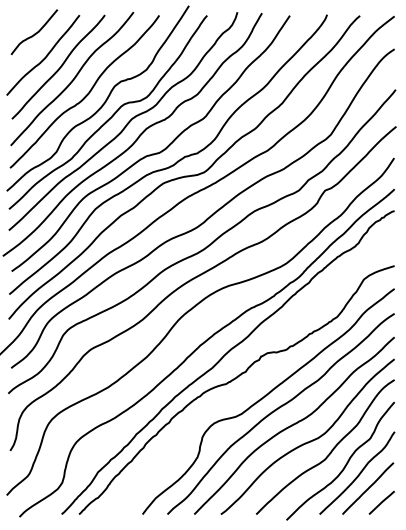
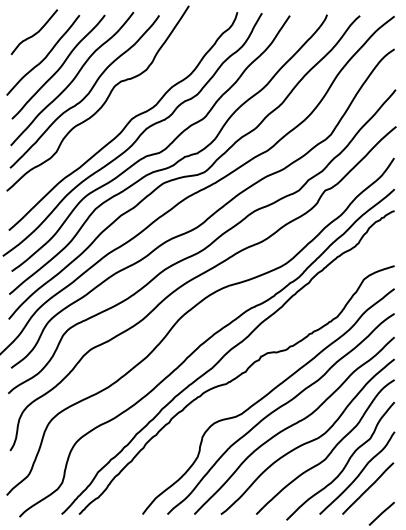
curve: present -> none (111, 115)
line position: (381, 502) -> (381, 513) (381, 513)
